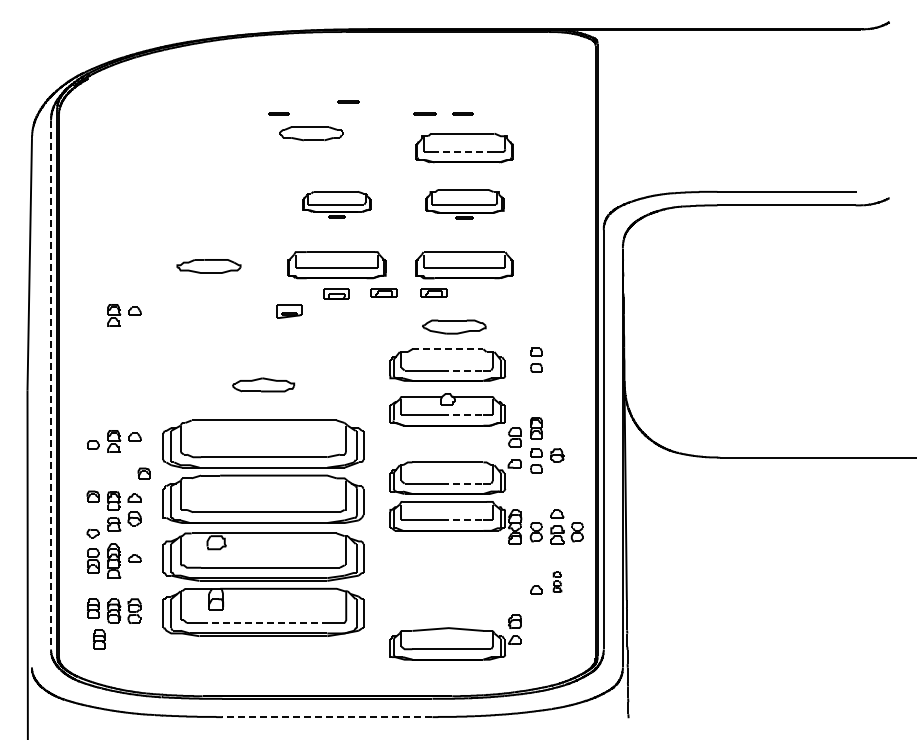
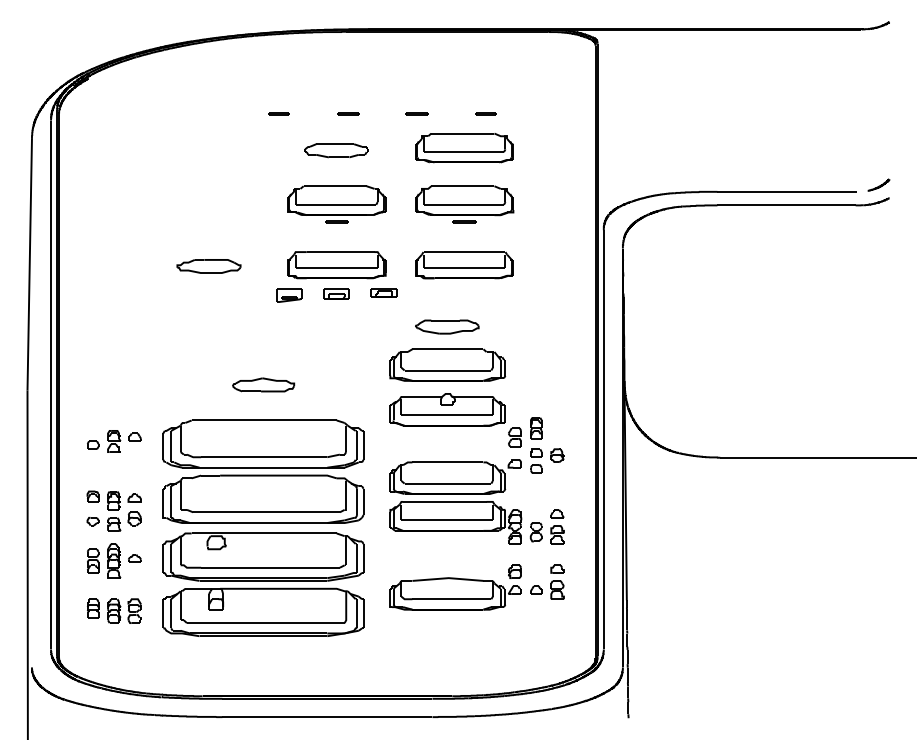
line position: (348, 101) -> (348, 113) (348, 113)
line position: (424, 113) -> (416, 113) (416, 113)
line position: (462, 113) -> (485, 113) (485, 113)
part position: (311, 133) -> (336, 150) (336, 150)
line: dashed -> solid (464, 152)
part: none -> present (878, 184)
part size: 70x28 px -> 100x39 px (336, 204)
part size: 80x31 px -> 100x39 px (464, 204)
part: present -> none (433, 292)
part position: (289, 311) -> (289, 295) (289, 295)
part: present -> none (124, 315)
part position: (454, 326) -> (447, 326) (447, 326)
line: dashed -> solid (448, 349)
part: present -> none (536, 359)
line: dashed -> solid (462, 370)
line: dashed -> solid (51, 385)
line: dashed -> solid (462, 415)
part: present -> none (143, 473)
line: dashed -> solid (462, 483)
line: dashed -> solid (462, 520)
part: present -> none (576, 532)
part position: (92, 533) -> (92, 521) (92, 521)
part size: 11x22 px -> 15x36 px (557, 581)
line: dashed -> solid (264, 623)
part position: (455, 637) -> (455, 587) (455, 587)
part: present -> none (99, 639)
line: dashed -> solid (326, 717)
